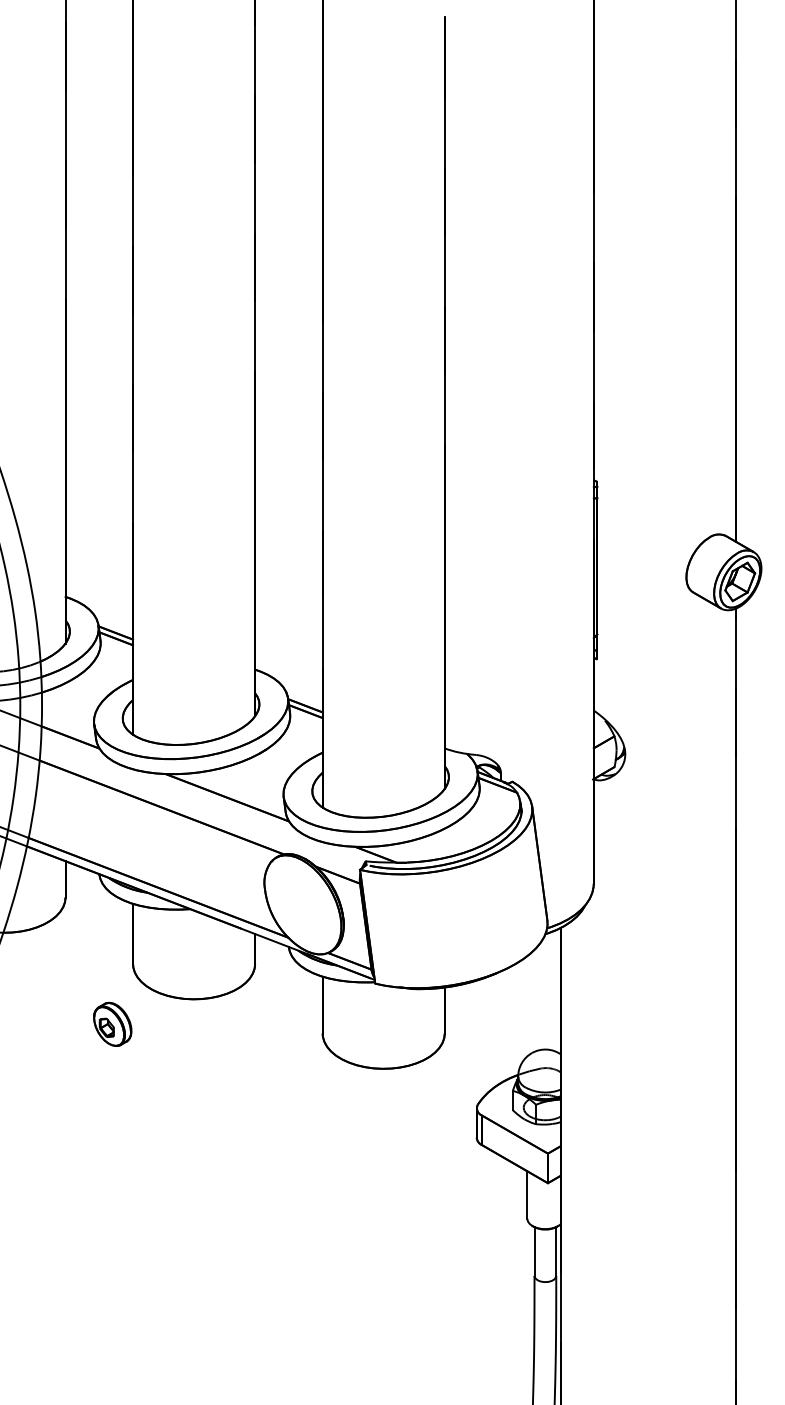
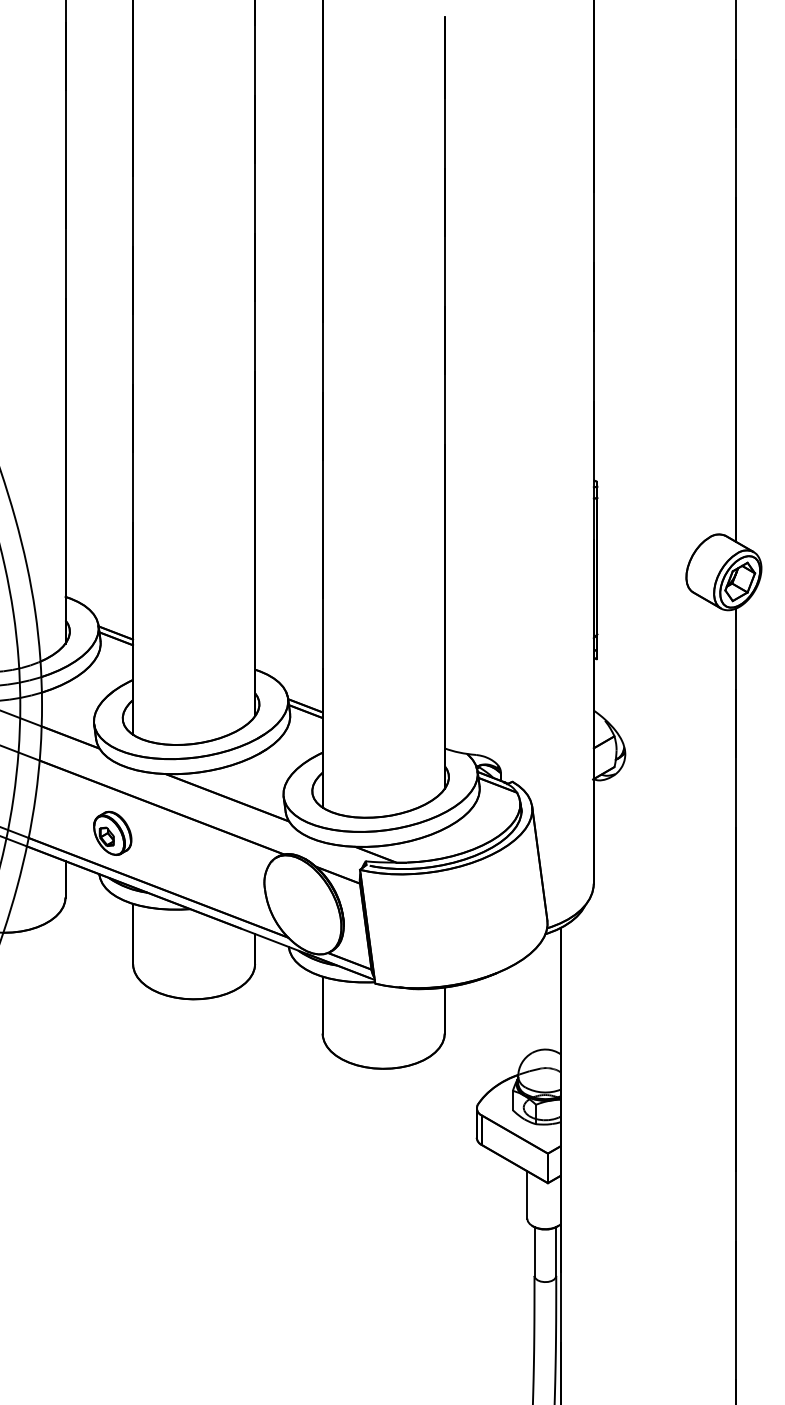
part position: (112, 1023) -> (112, 832) (112, 832)
